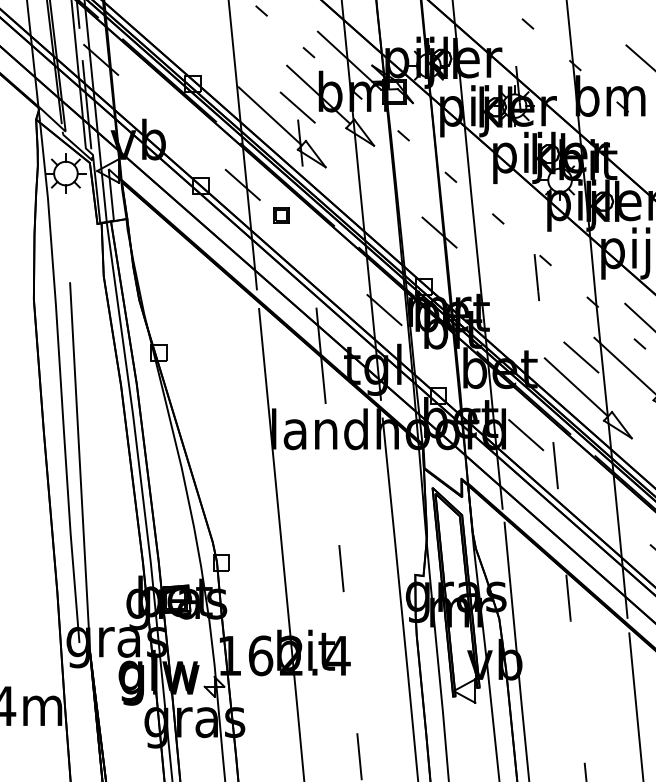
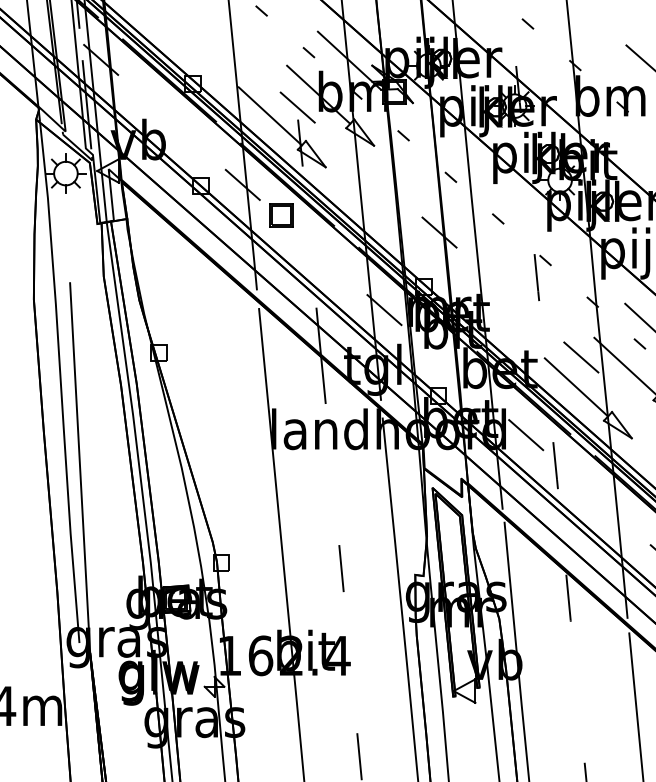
part size: 17x17 px -> 25x25 px (281, 215)
